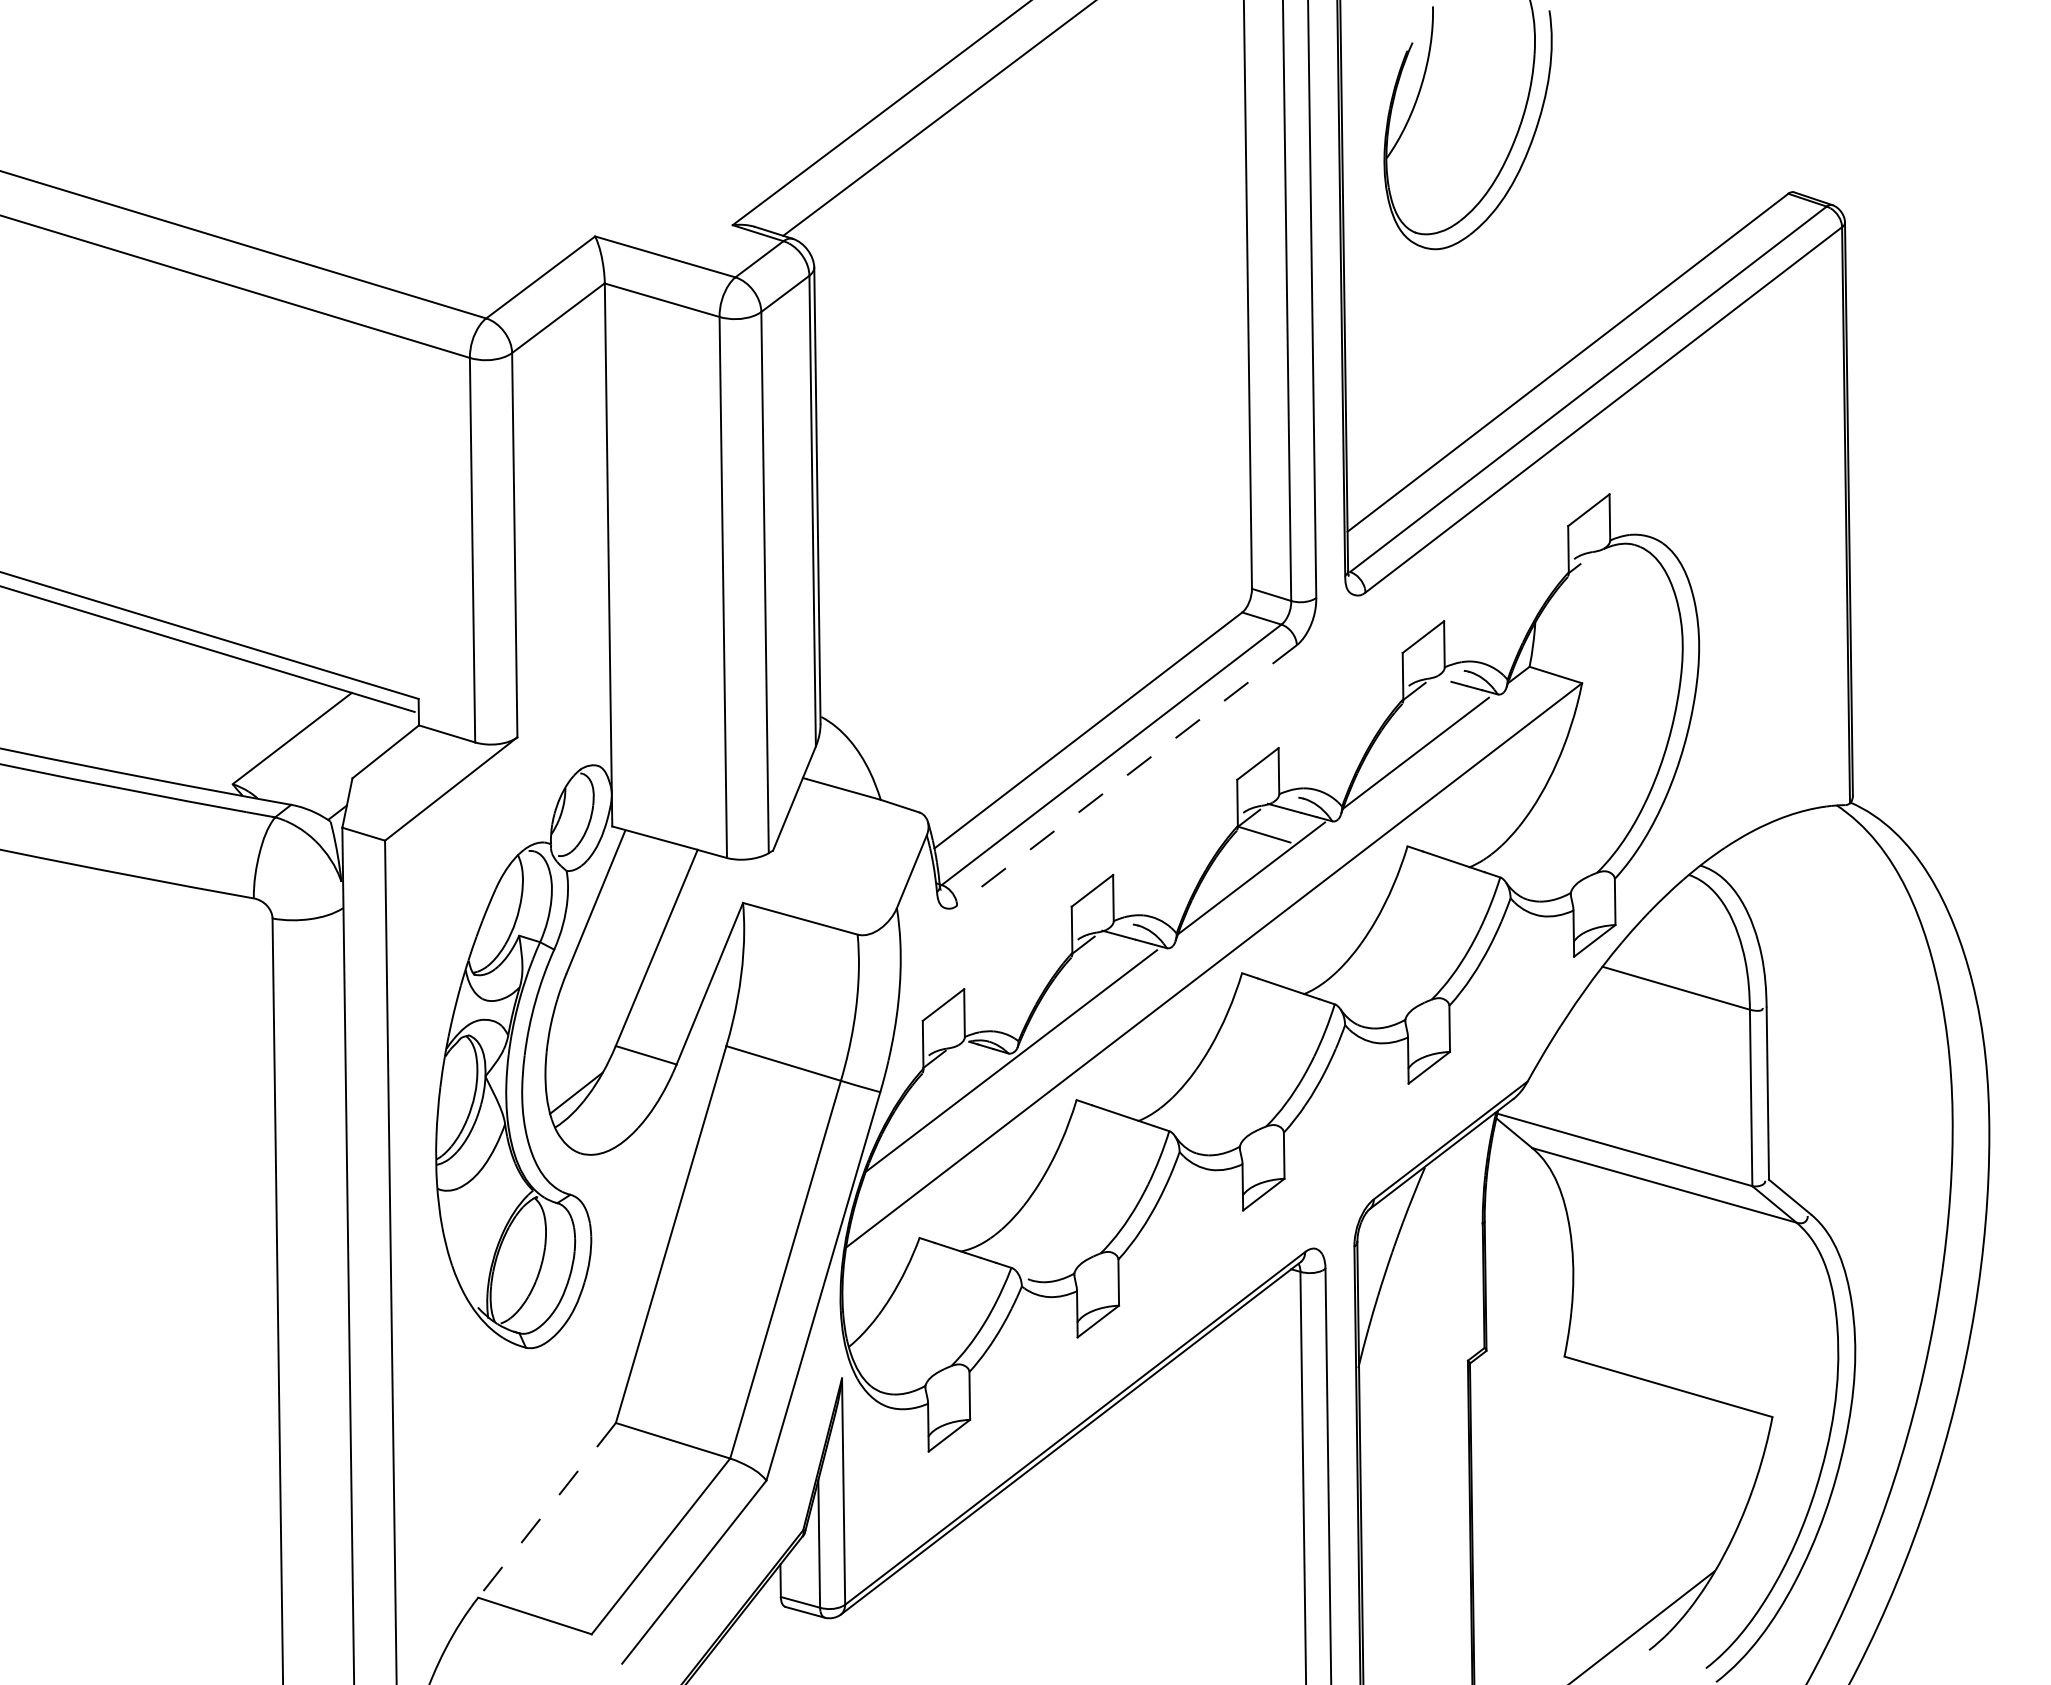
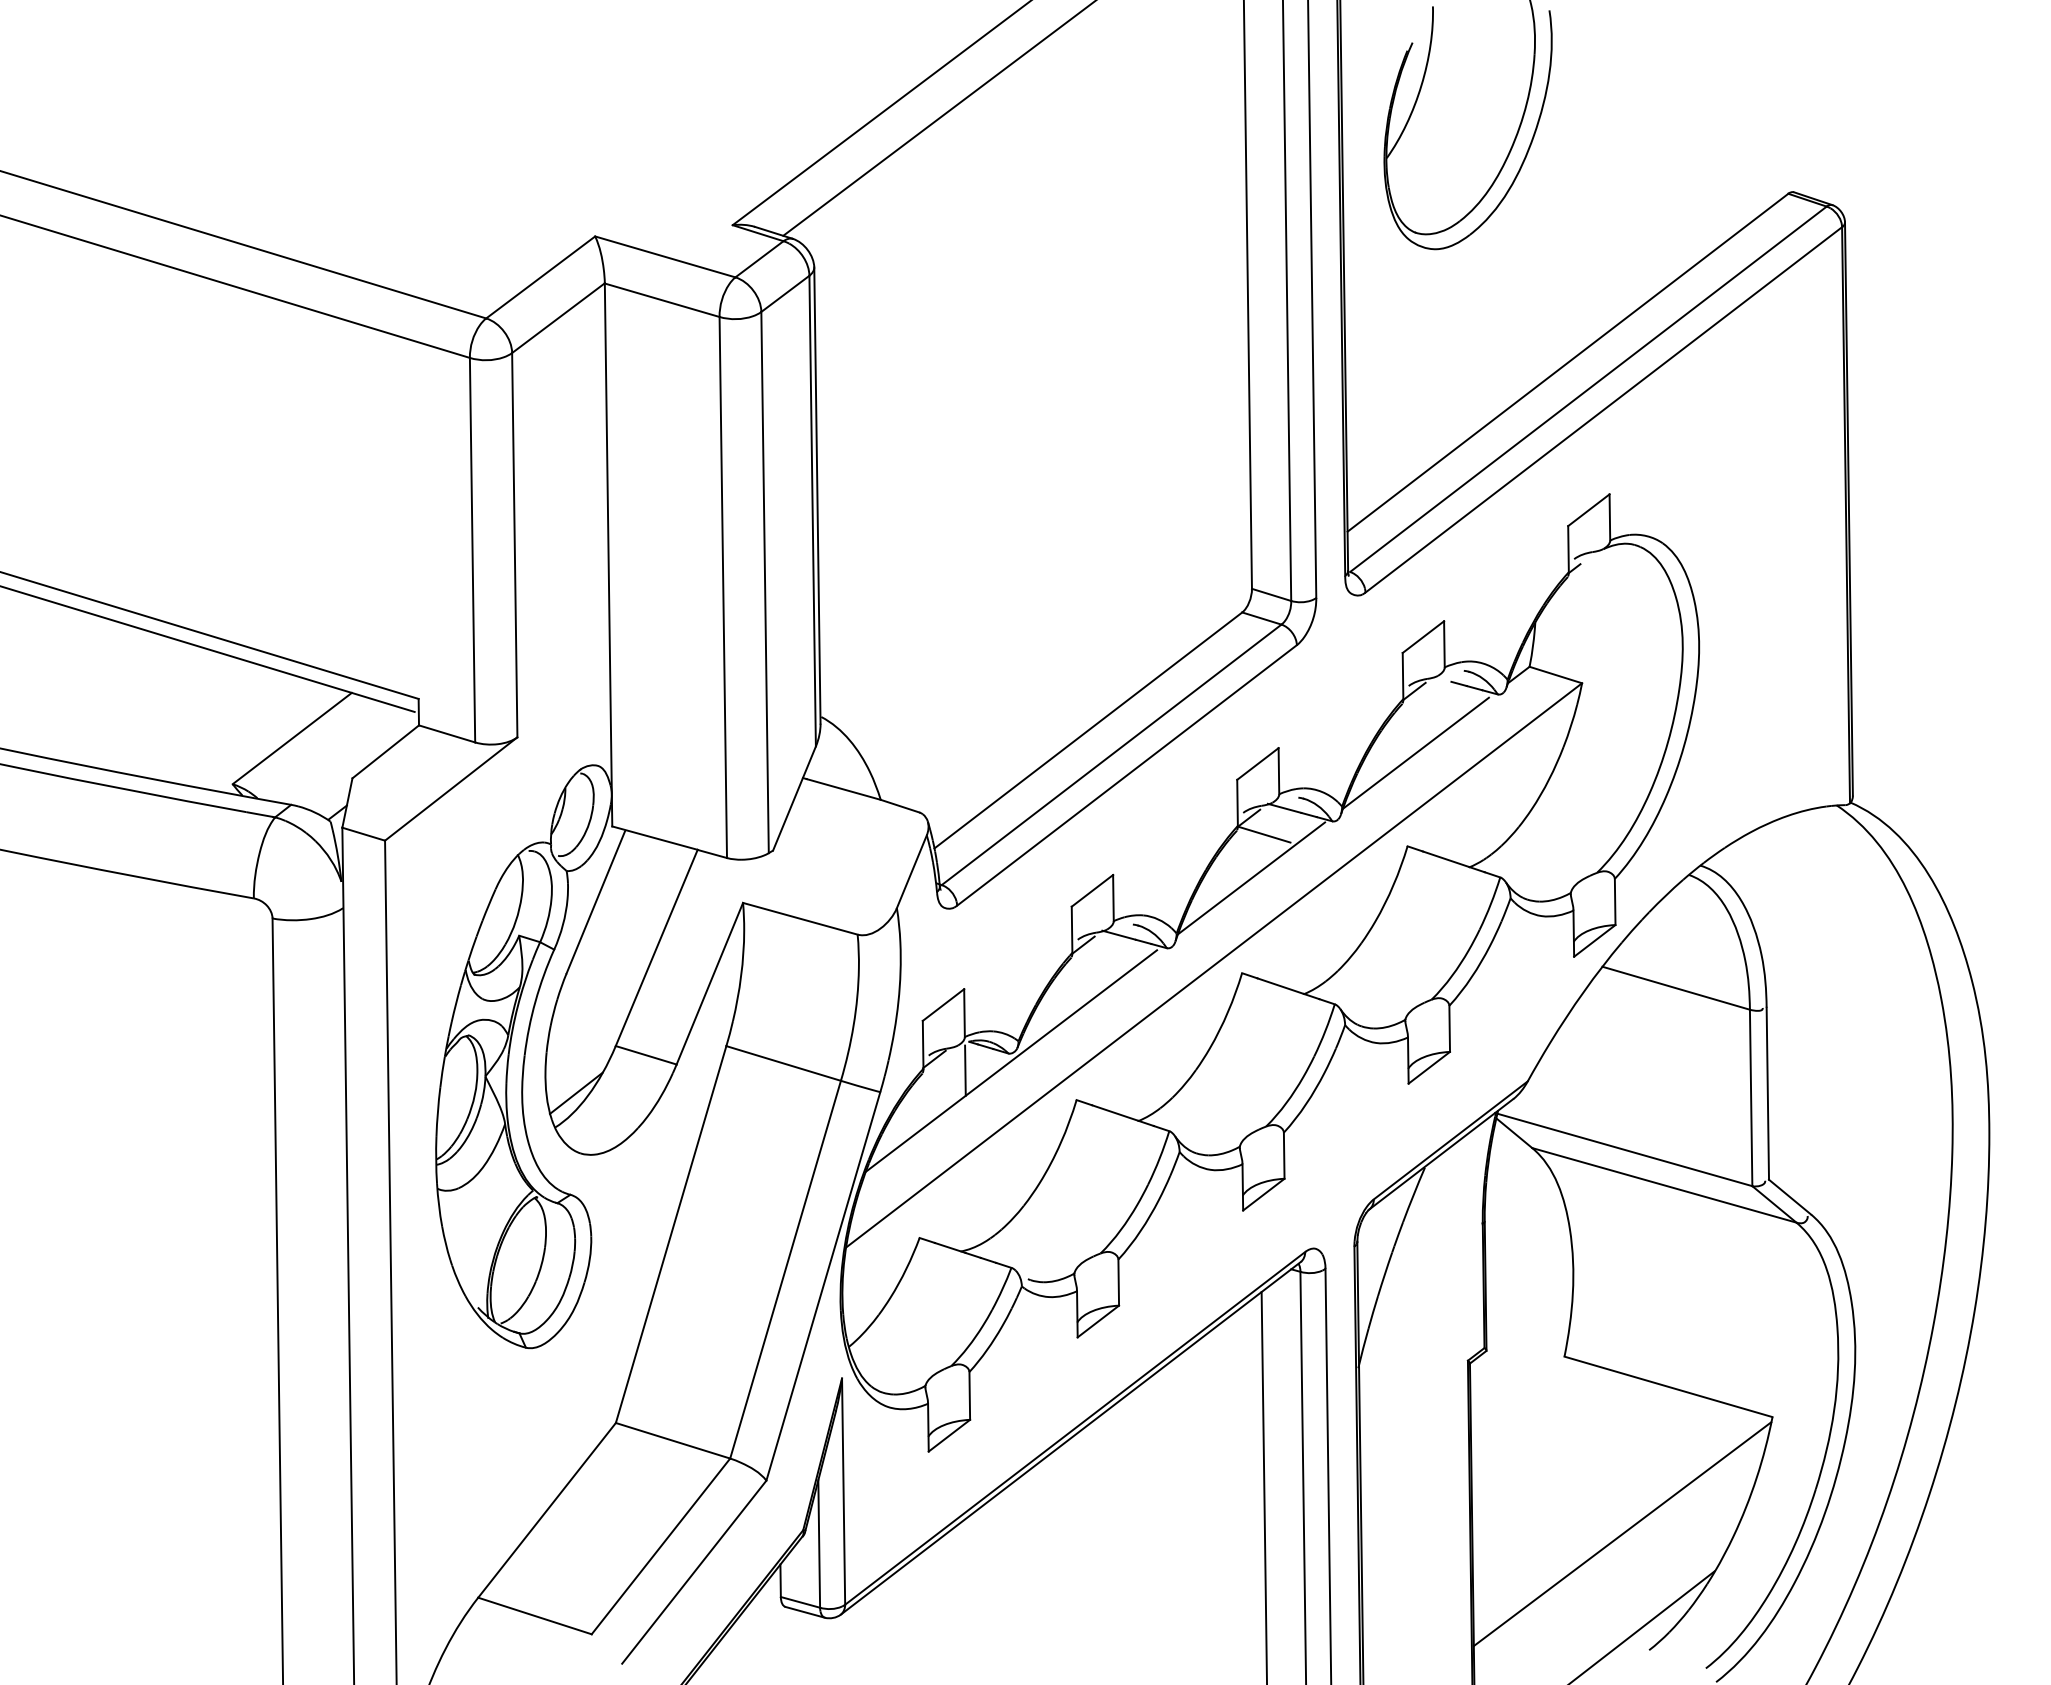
line: dashed -> solid (1126, 775)
line: none -> present (965, 1070)
line: none -> present (1263, 1486)
line: dashed -> solid (546, 1510)
line: none -> present (1622, 1534)
